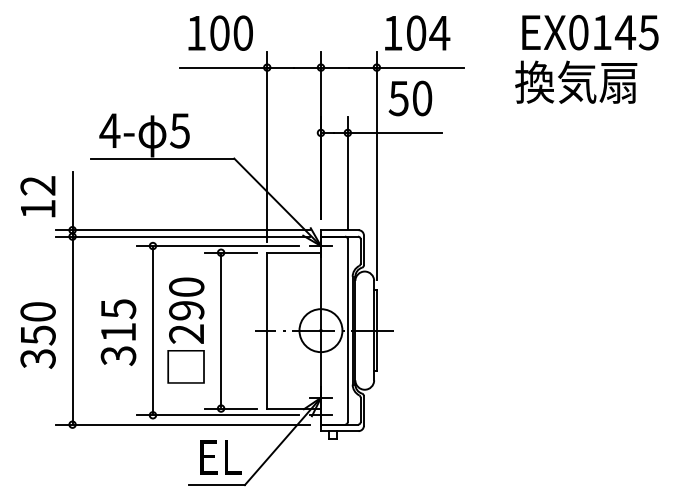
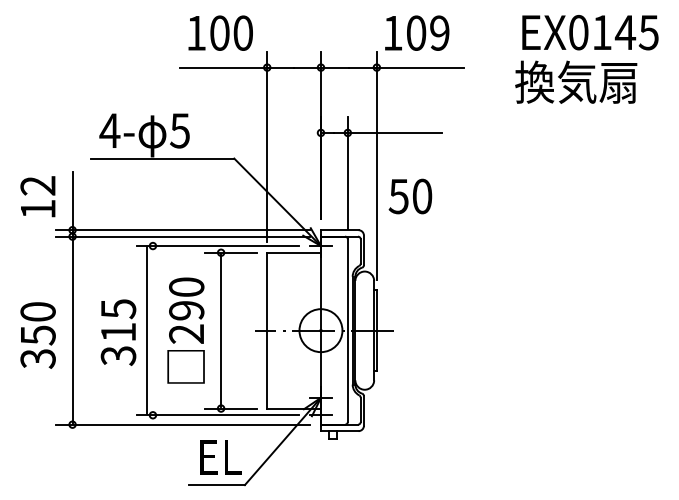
text: 104 -> 109 (439, 32)
text position: (410, 98) -> (410, 196) (410, 196)
line position: (152, 330) -> (146, 330) (146, 330)
